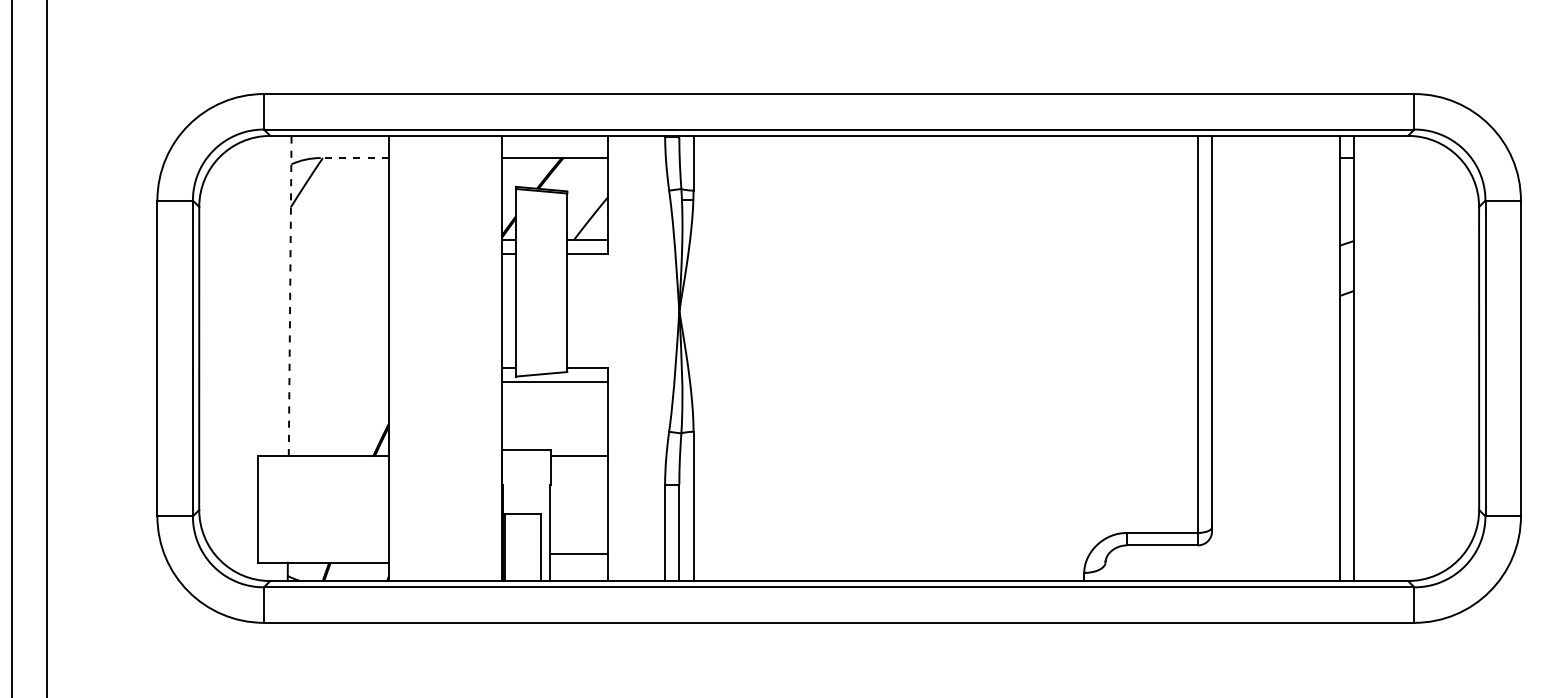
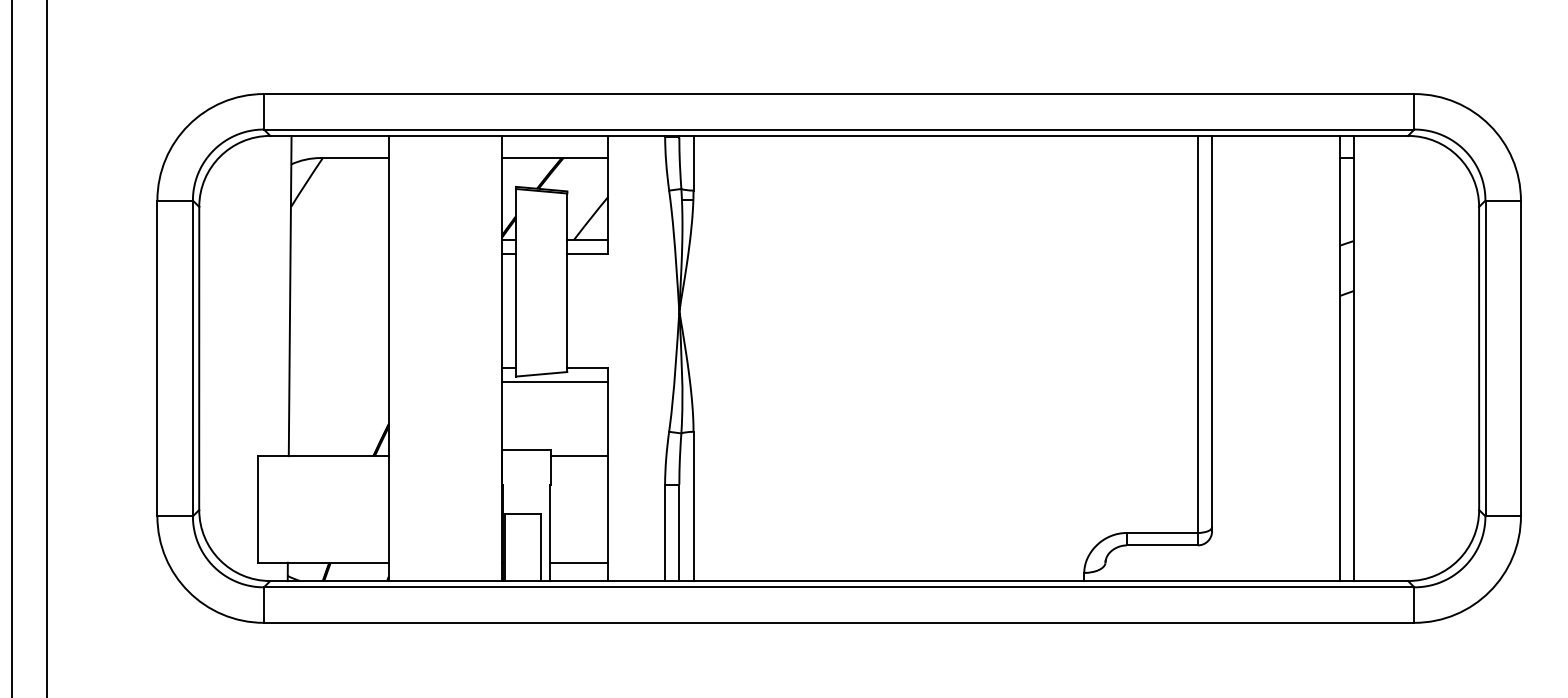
line: dashed -> solid (354, 158)
line: dashed -> solid (290, 295)
line position: (579, 553) -> (579, 562) (579, 562)
